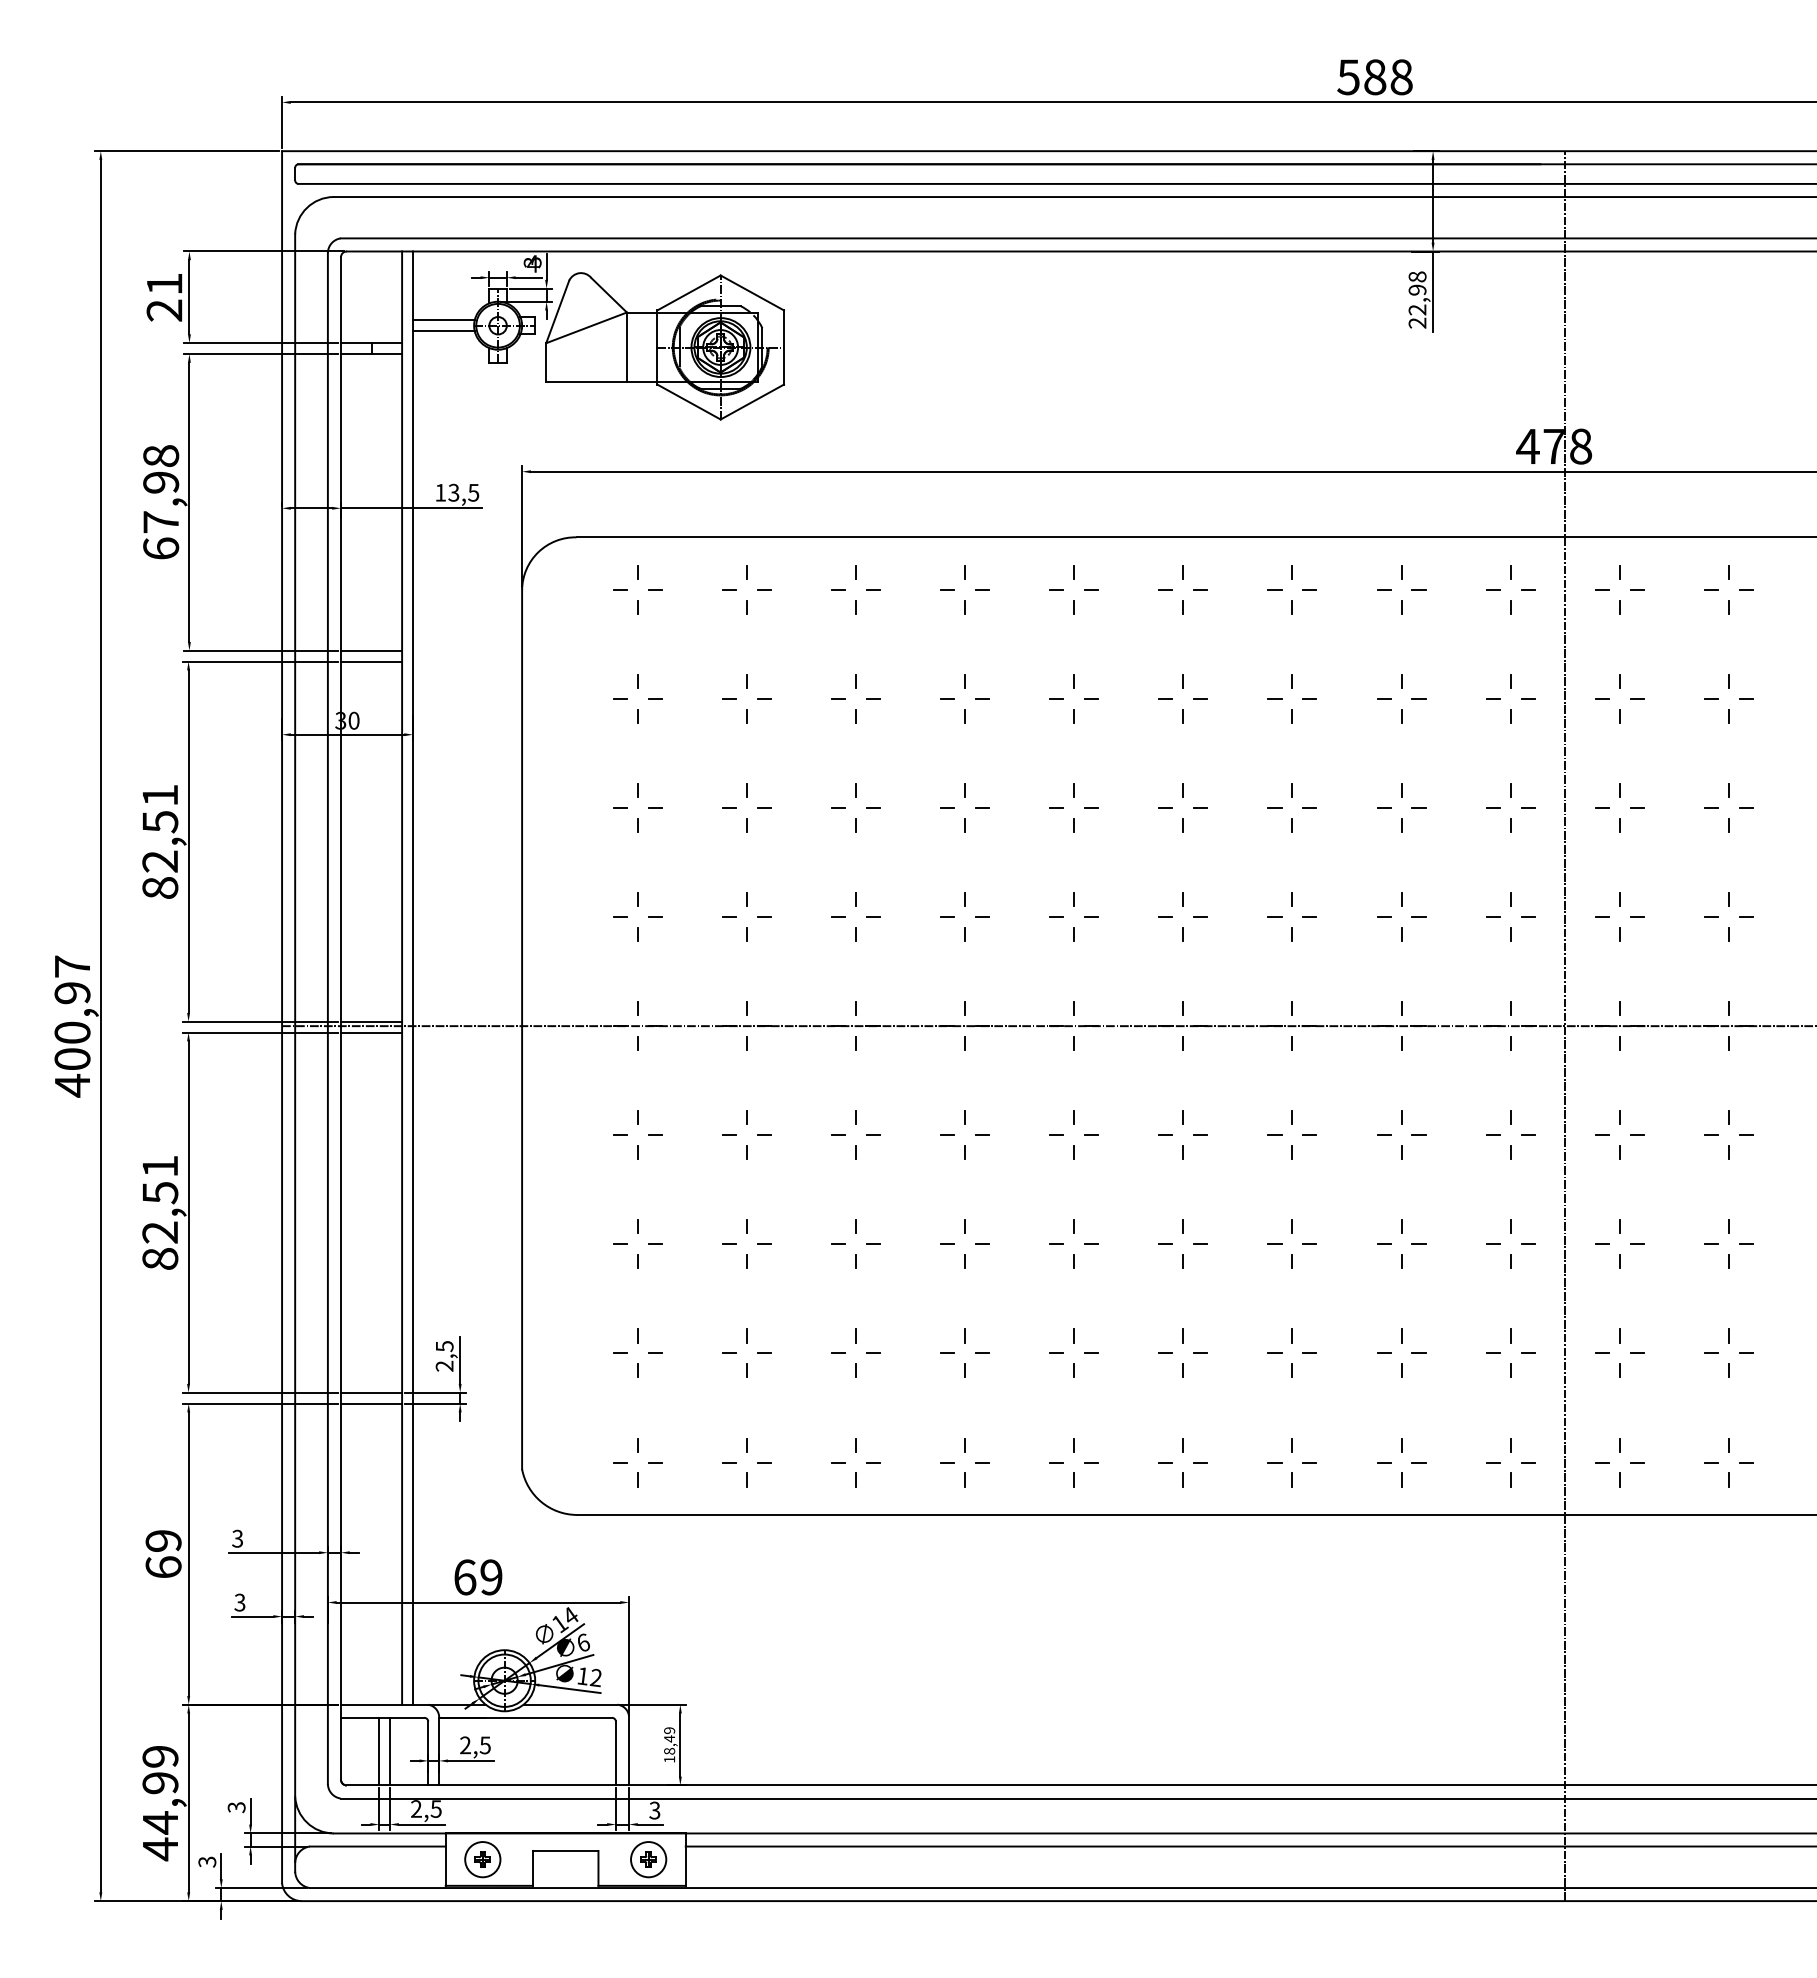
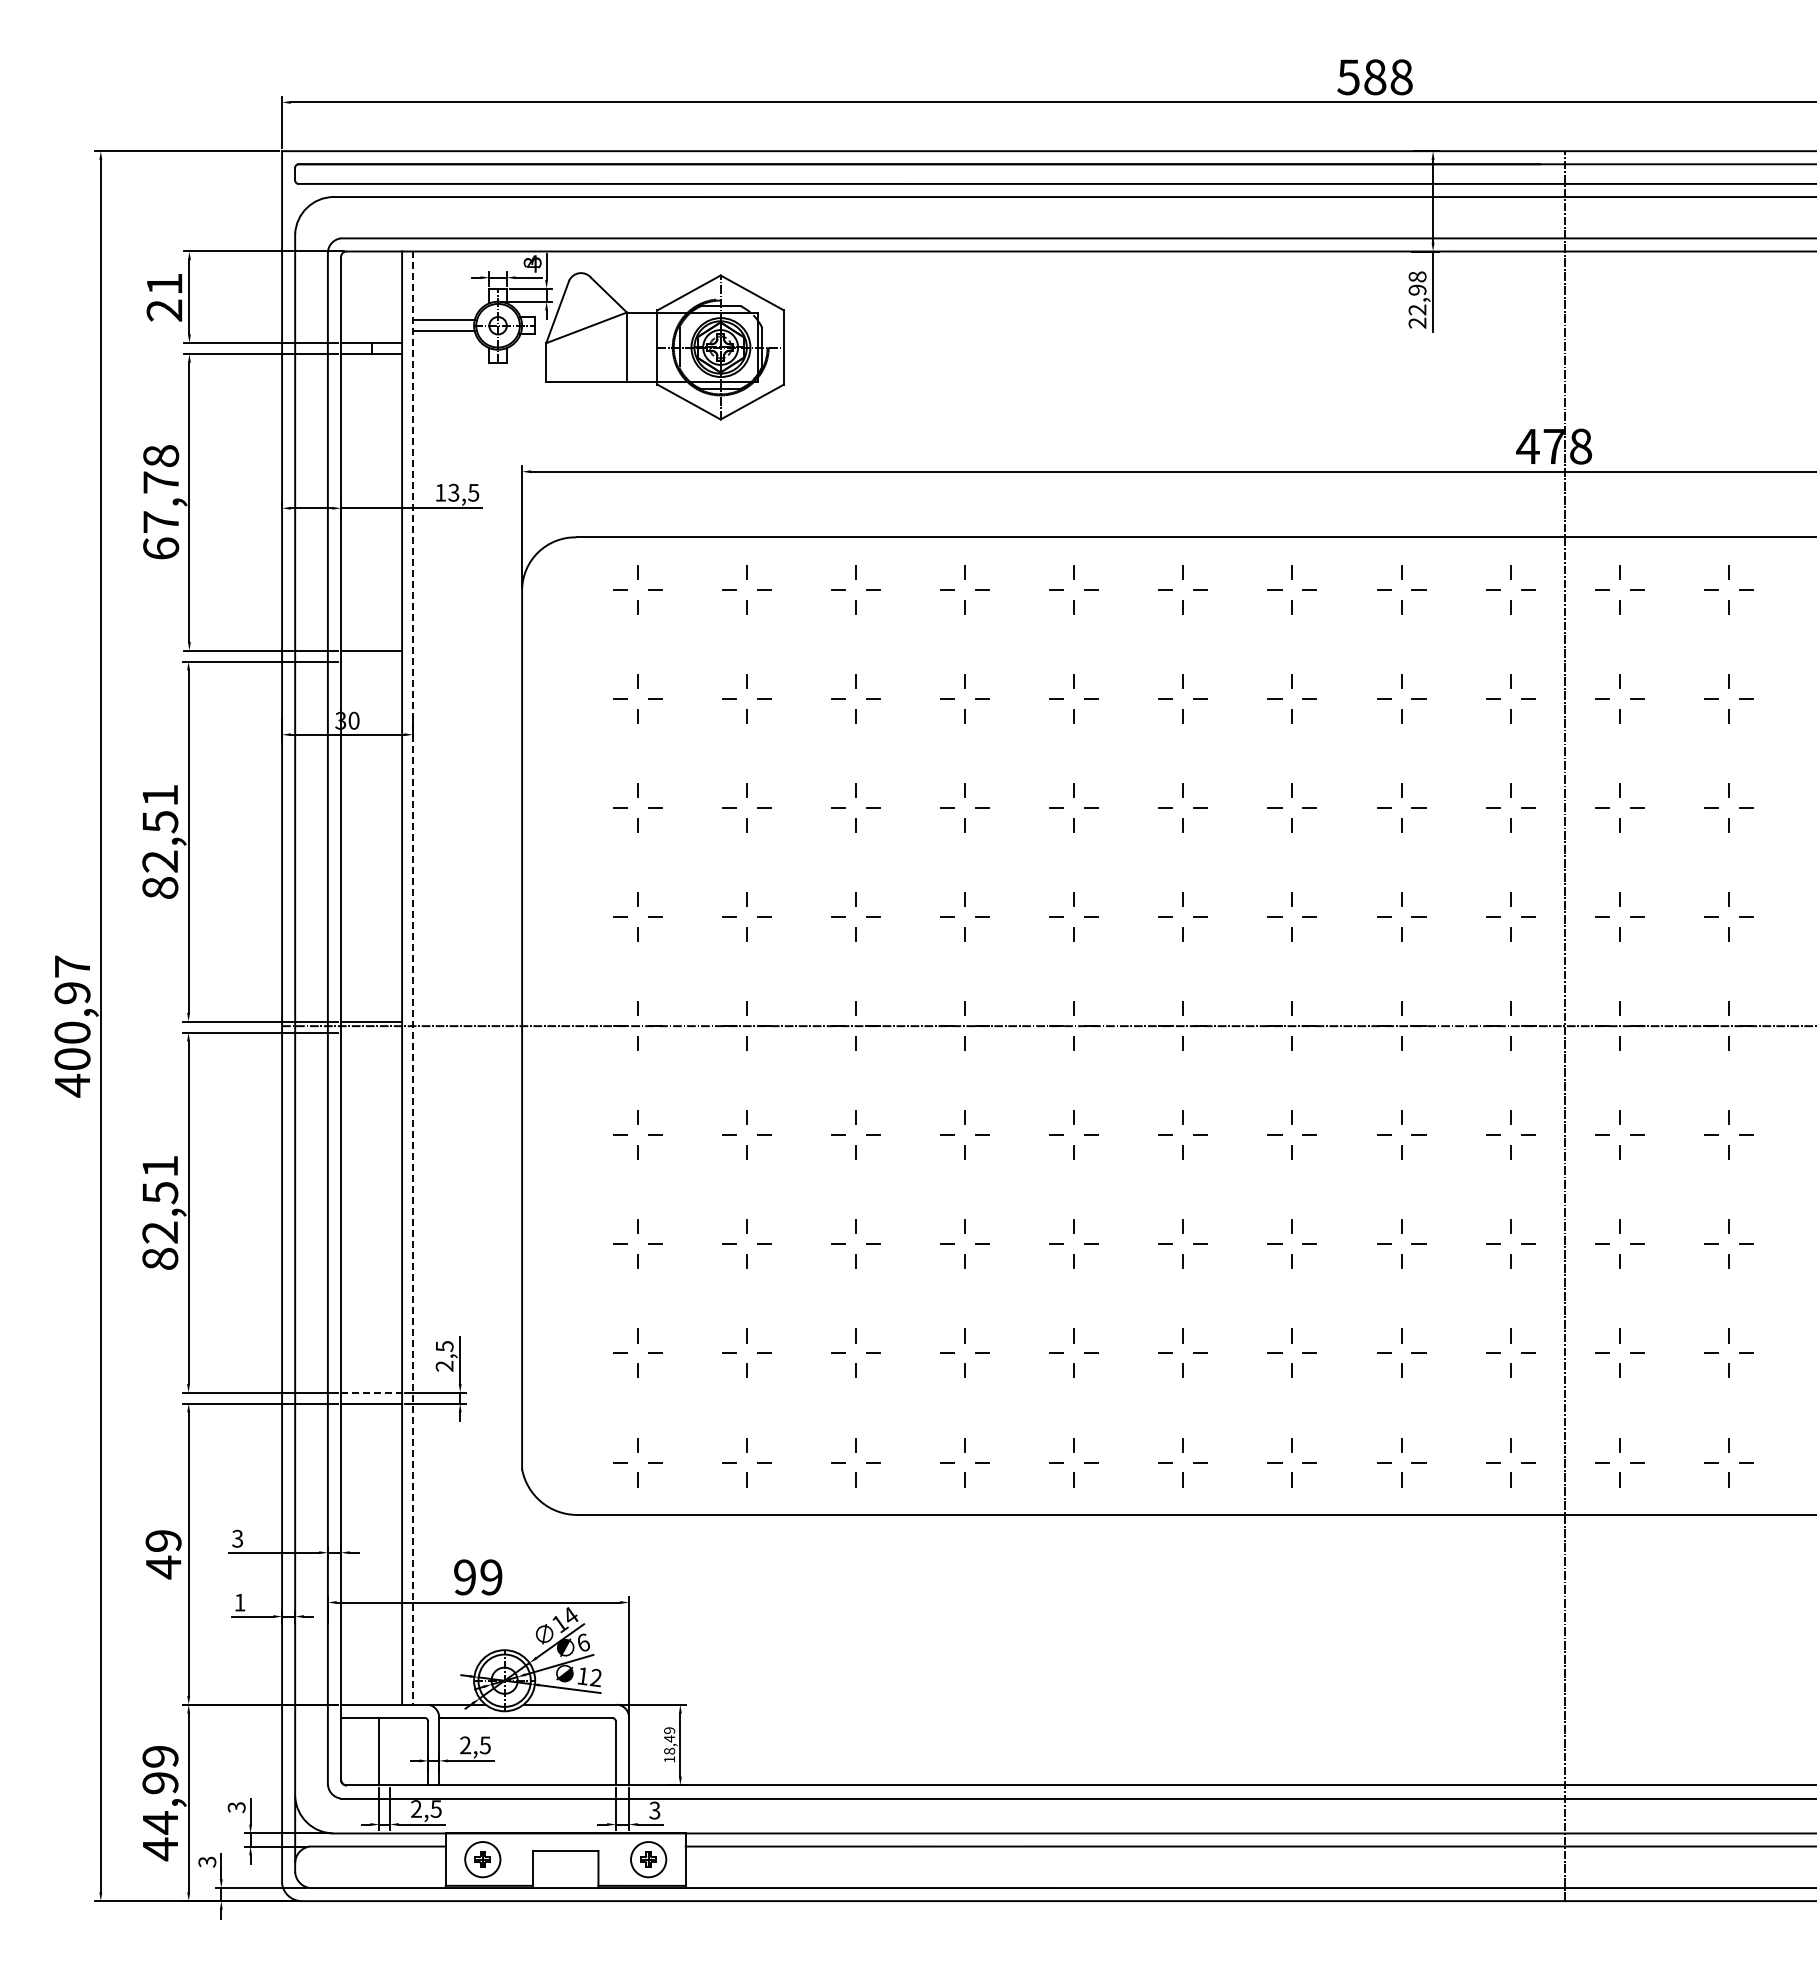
text: 67,98 -> 67,78 (161, 482)
line: present -> none (371, 661)
line: solid -> dashed (413, 978)
line: present -> none (371, 1032)
line: solid -> dashed (371, 1392)
text: 69 -> 49 (163, 1567)
text: 69 -> 99 (465, 1577)
text: 3 -> 1 (239, 1602)
line: present -> none (390, 1751)
